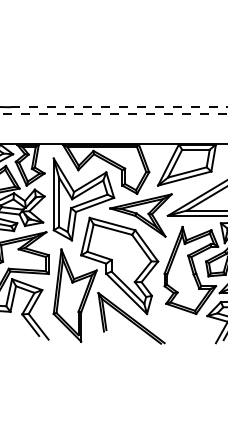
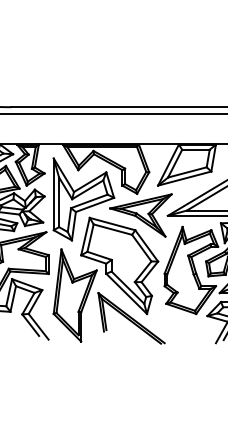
line: dashed -> solid (119, 107)
line: dashed -> solid (114, 113)
